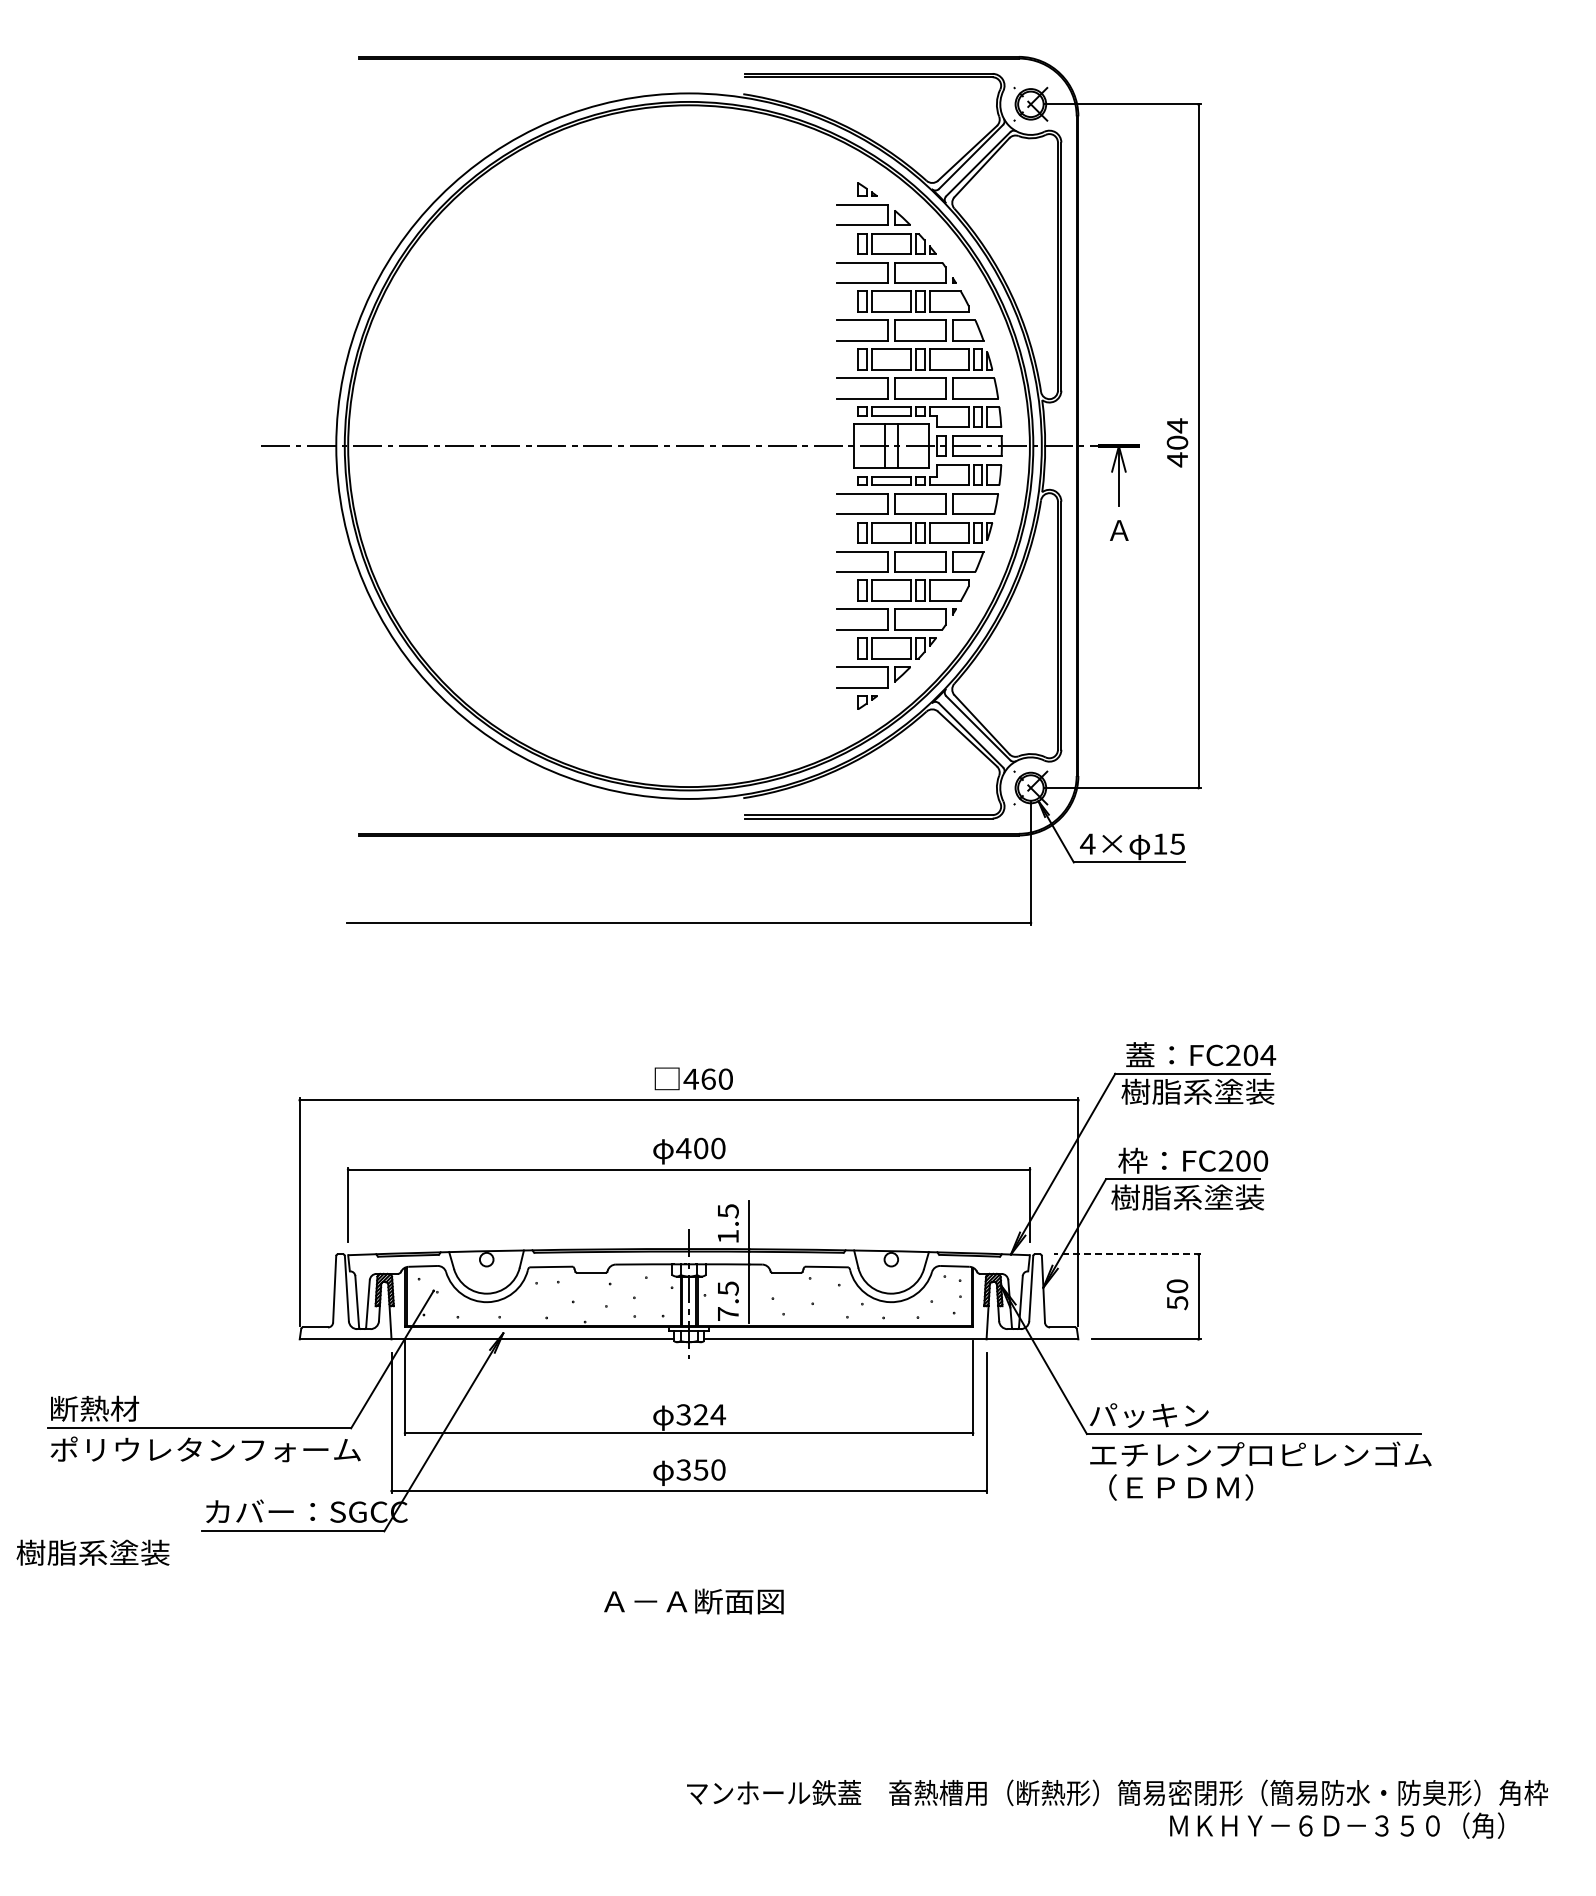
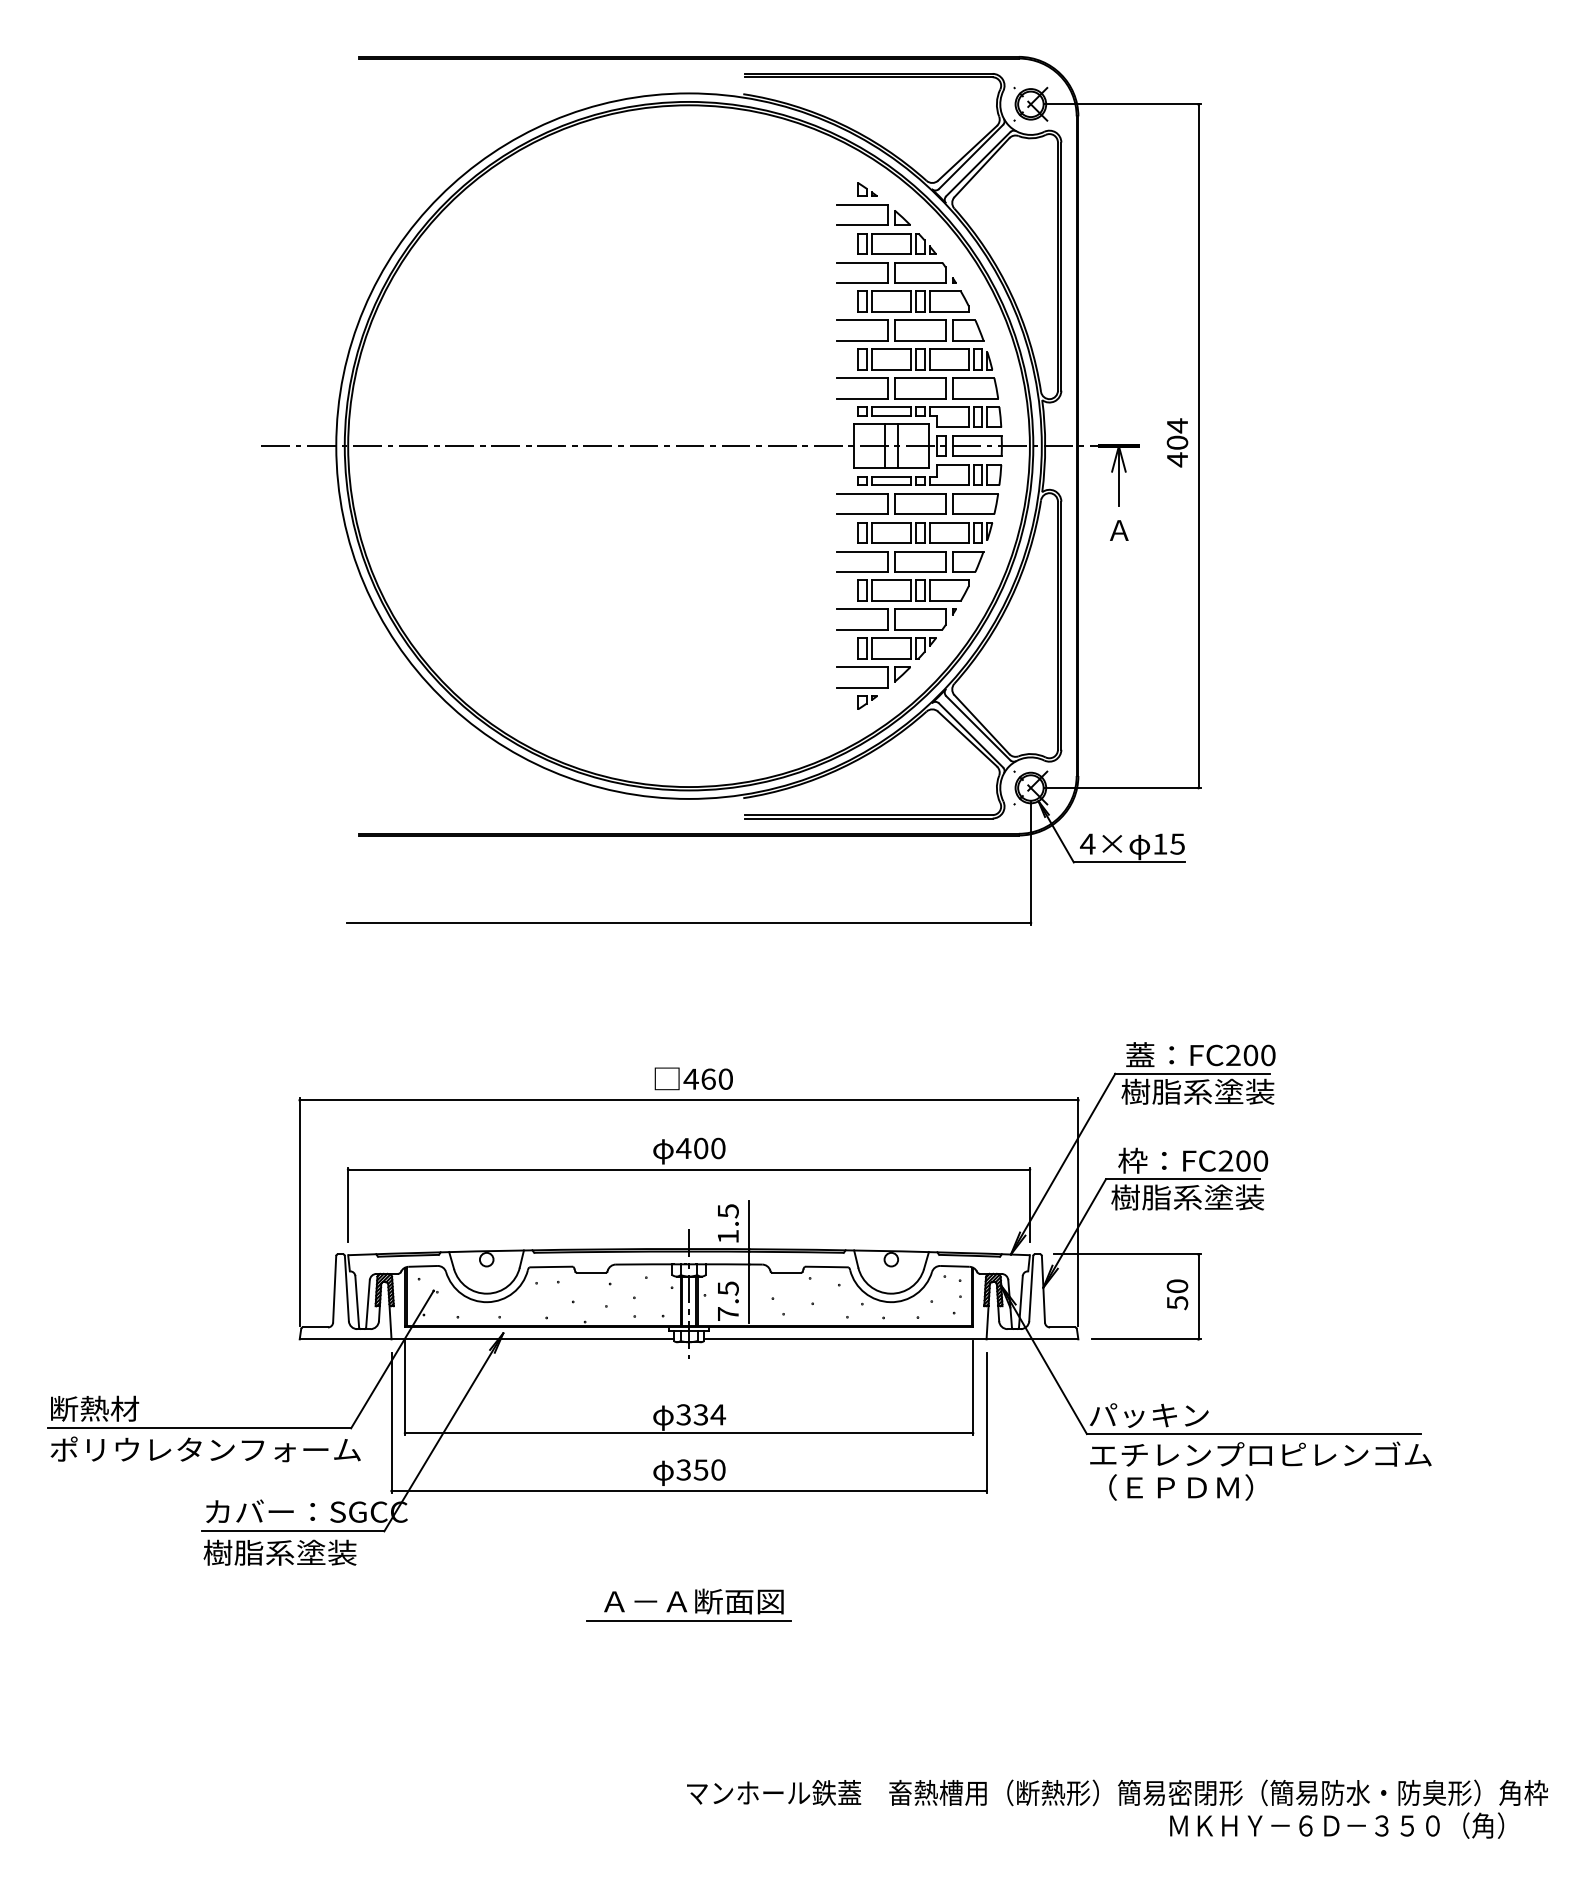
text: FC204 -> FC200 (1268, 1055)
line: dashed -> solid (1126, 1254)
text: 324 -> 334 (700, 1414)
text position: (92, 1552) -> (279, 1552) (279, 1552)
line: none -> present (688, 1621)
